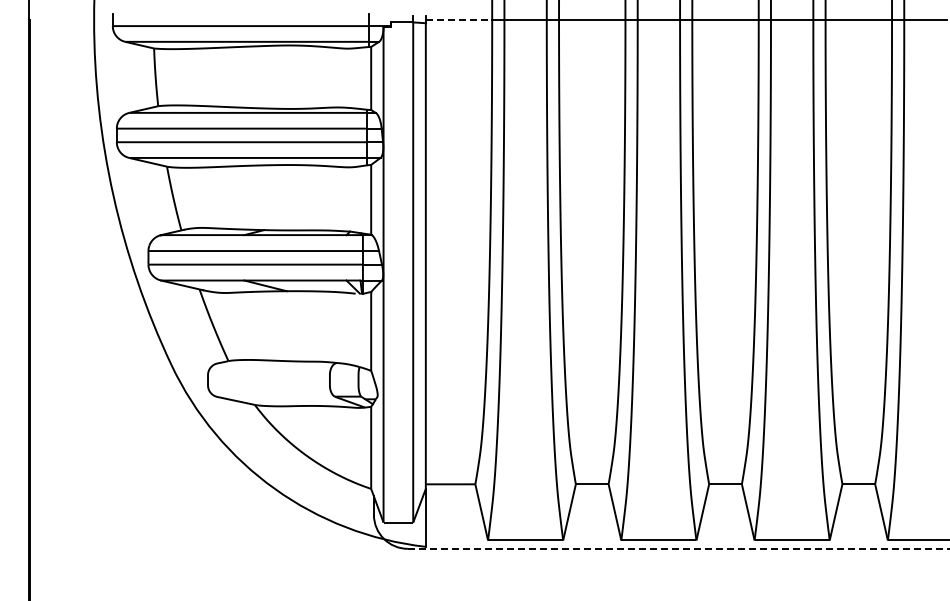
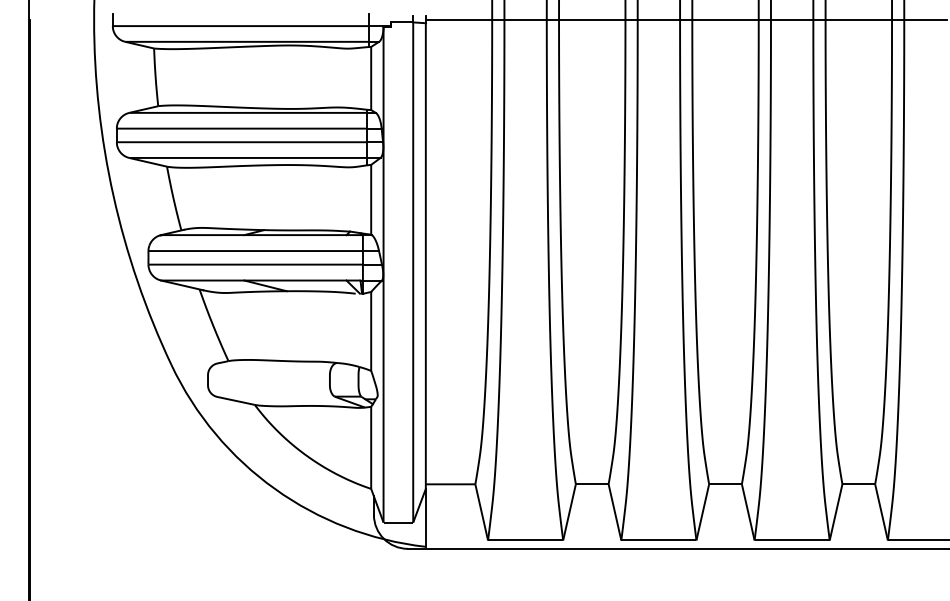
line: dashed -> solid (459, 19)
line: dashed -> solid (678, 548)
